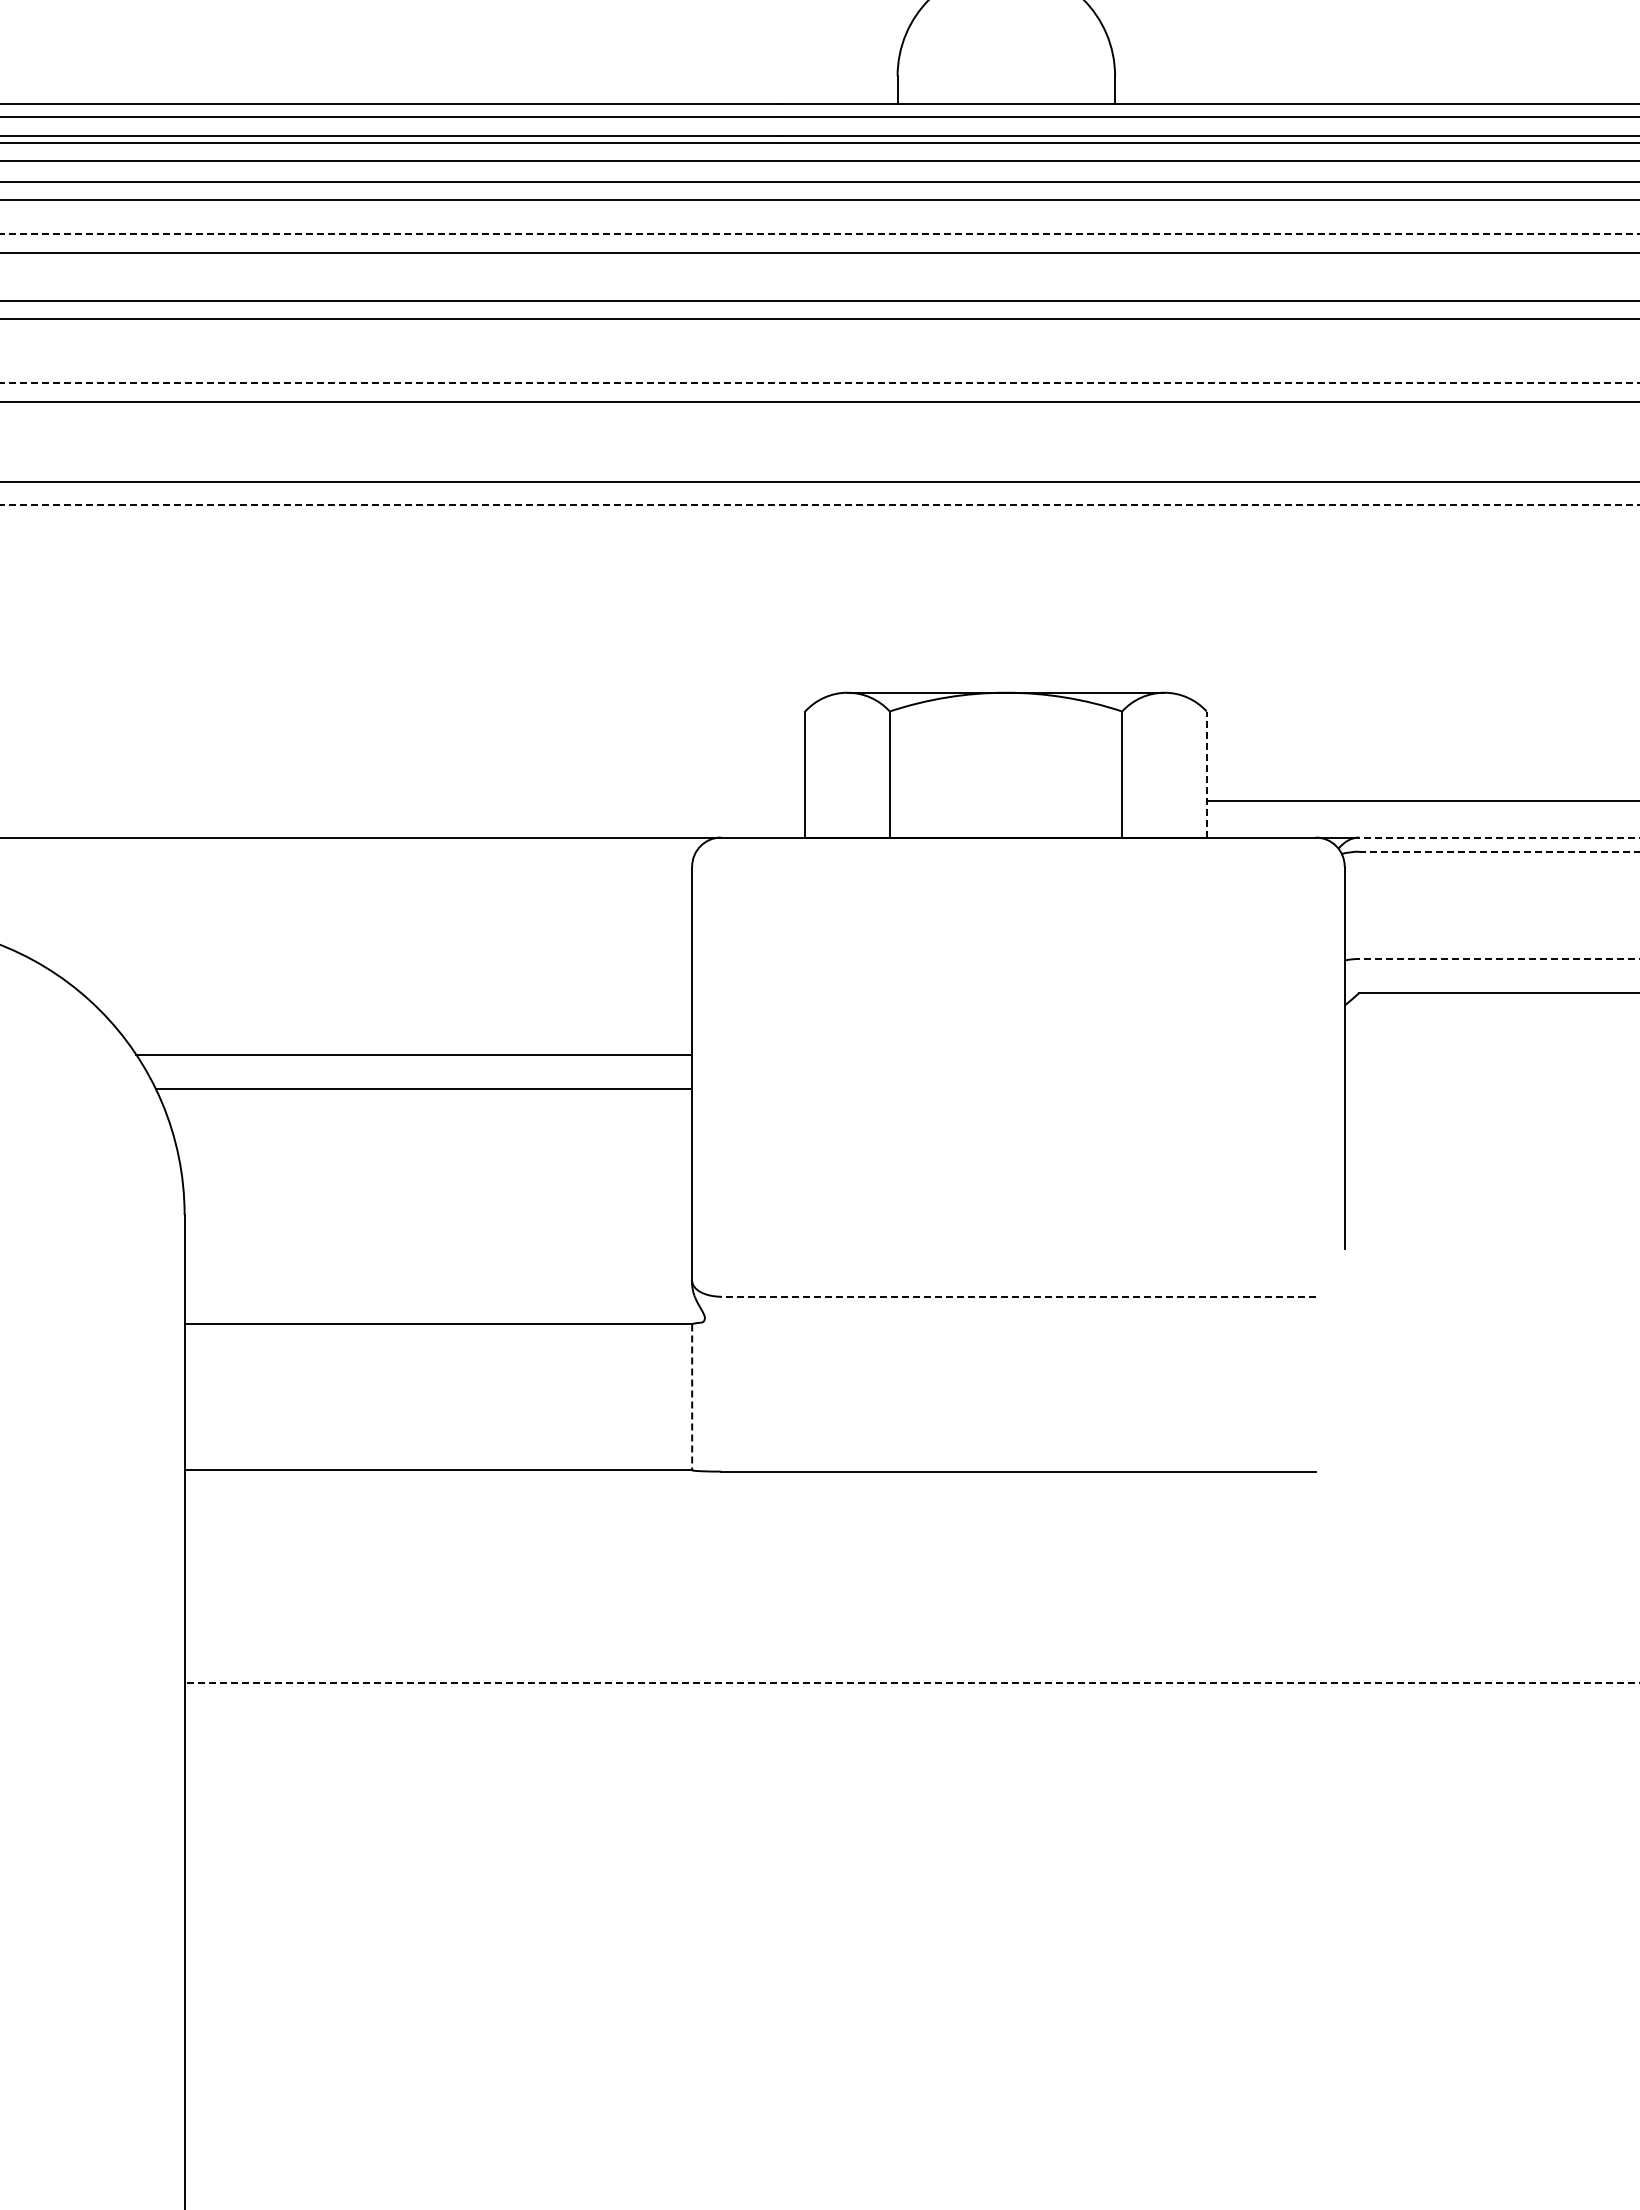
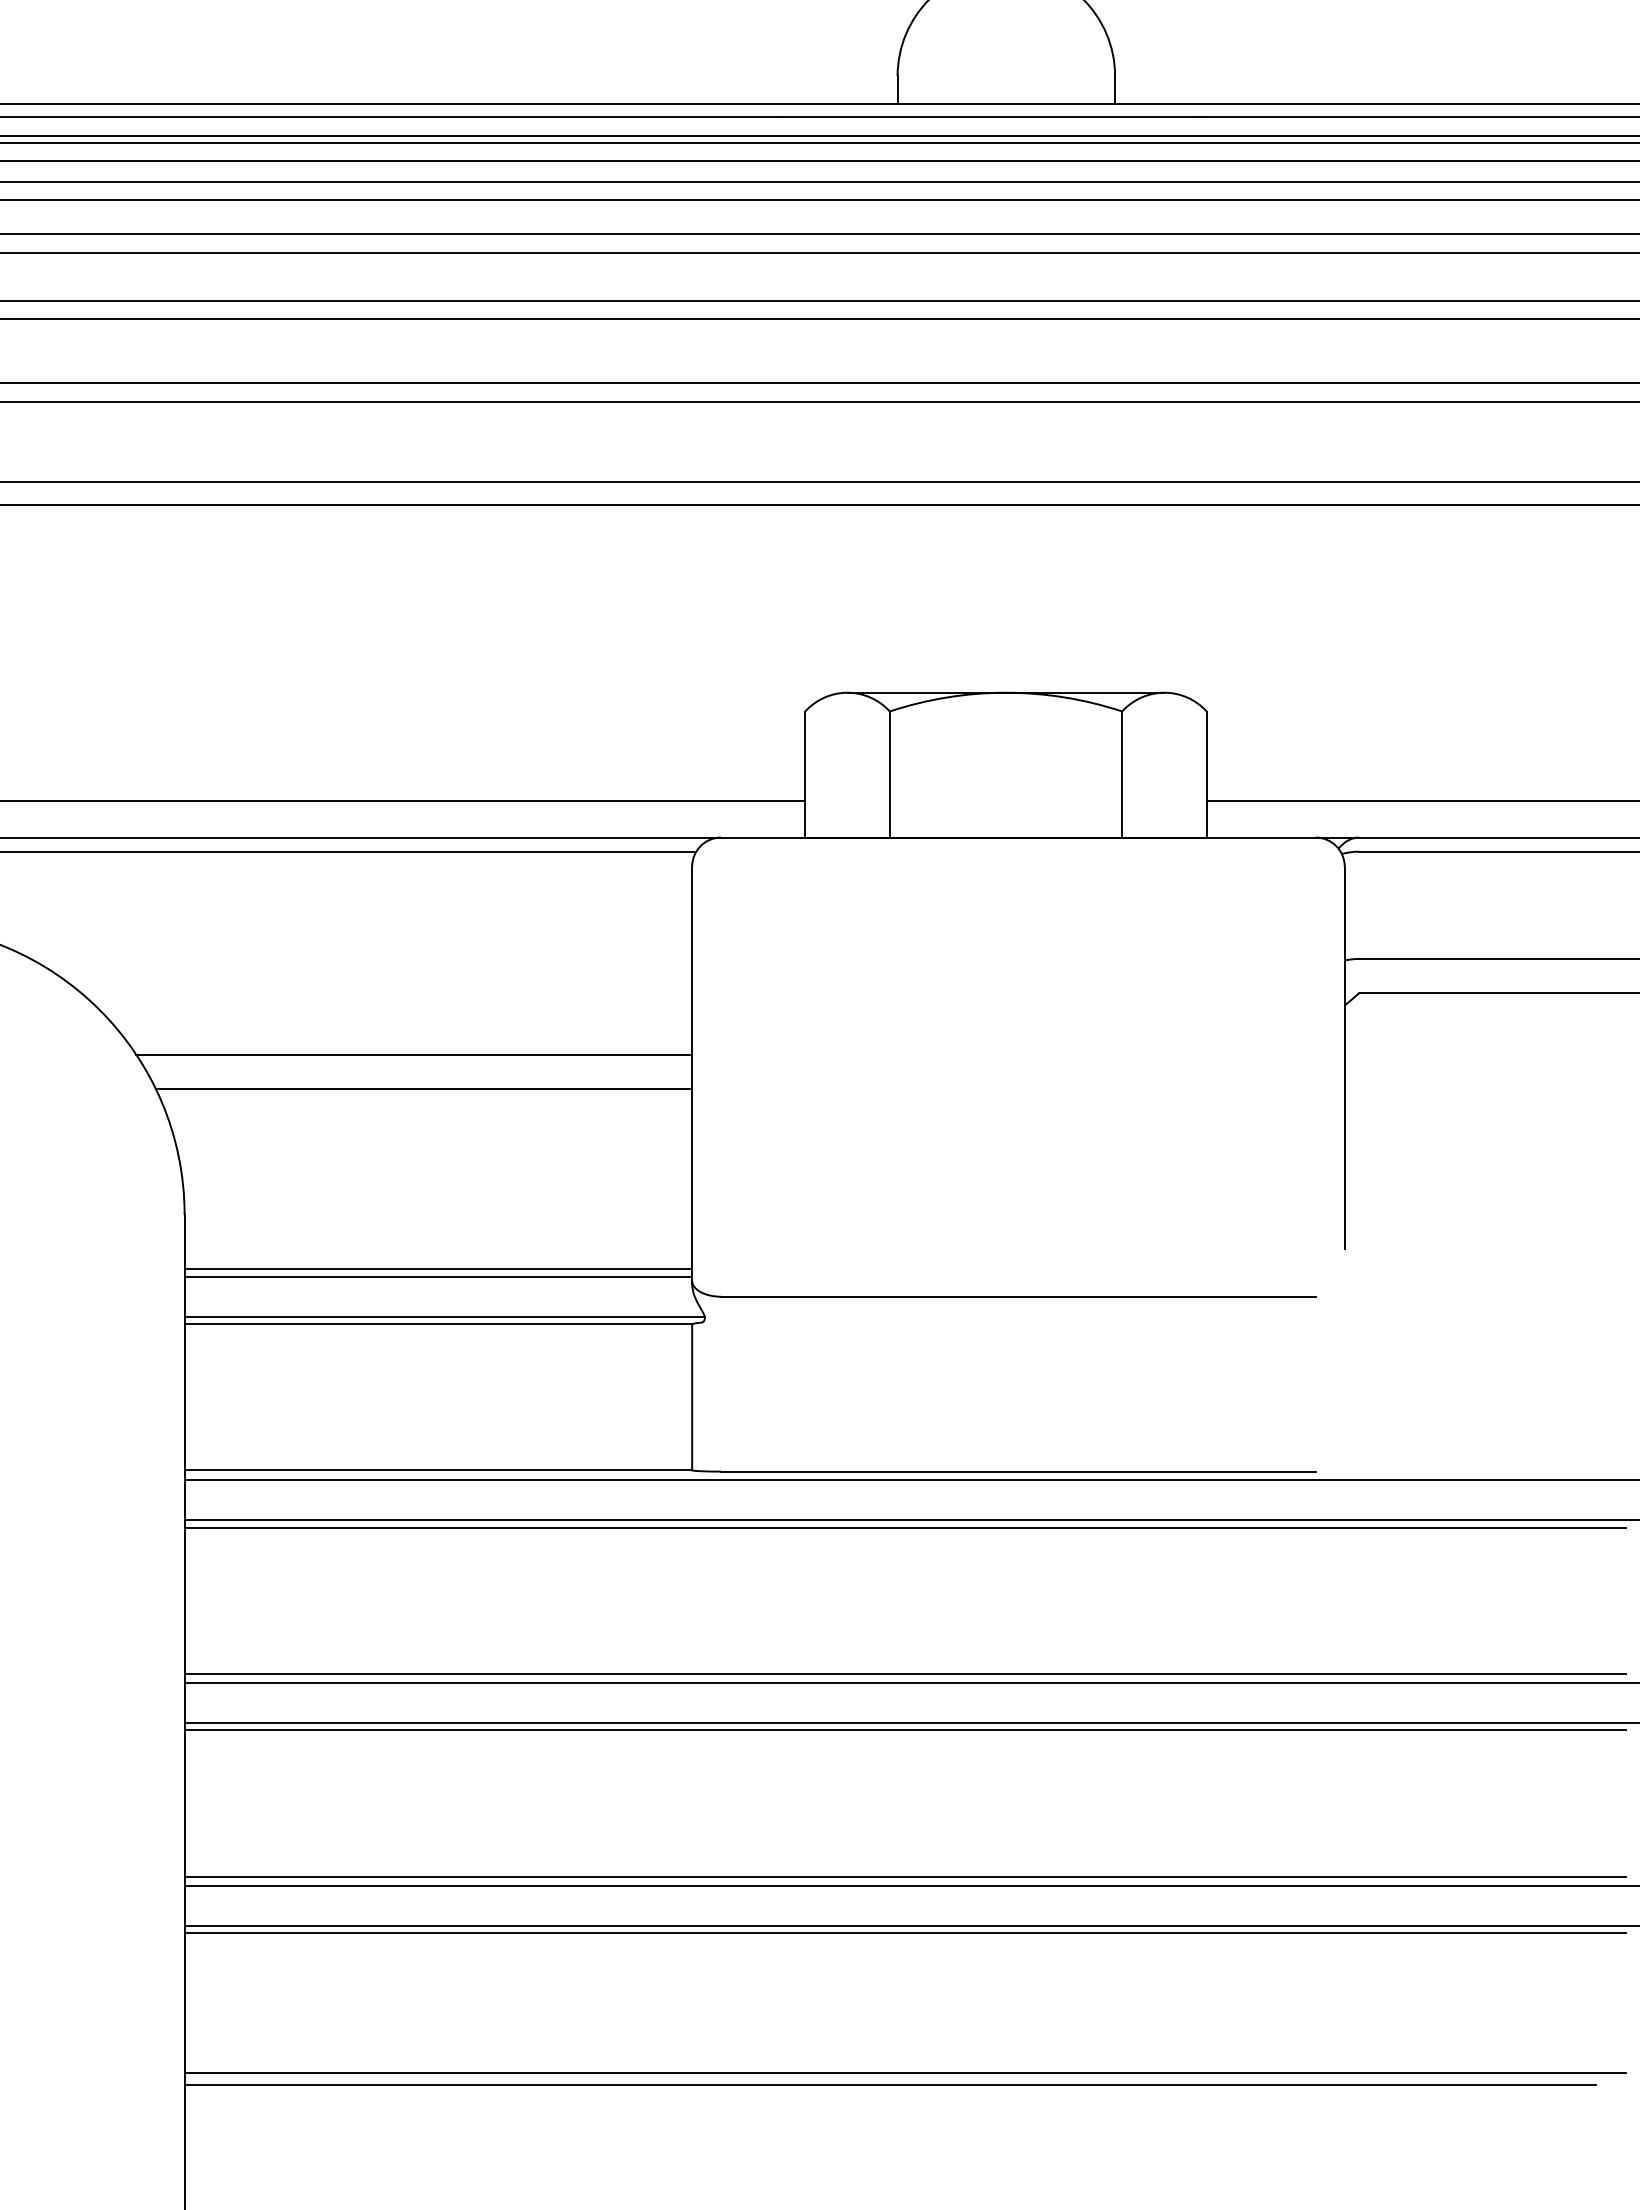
line: dashed -> solid (820, 233)
line: dashed -> solid (820, 382)
line: dashed -> solid (820, 504)
line: dashed -> solid (1206, 774)
line: none -> present (403, 800)
line: dashed -> solid (1499, 837)
line: none -> present (349, 851)
line: dashed -> solid (1500, 851)
line: dashed -> solid (1499, 958)
line: none -> present (438, 1269)
line: none -> present (438, 1276)
line: dashed -> solid (1017, 1296)
line: none -> present (444, 1316)
line: dashed -> solid (692, 1397)
line: none -> present (910, 1479)
line: none -> present (910, 1519)
line: none -> present (904, 1527)
line: none -> present (904, 1673)
line: dashed -> solid (911, 1682)
line: none -> present (910, 1722)
line: none -> present (904, 1730)
line: none -> present (904, 1877)
line: none -> present (910, 1885)
line: none -> present (910, 1925)
line: none -> present (904, 1932)
line: none -> present (904, 2073)
line: none -> present (890, 2085)
